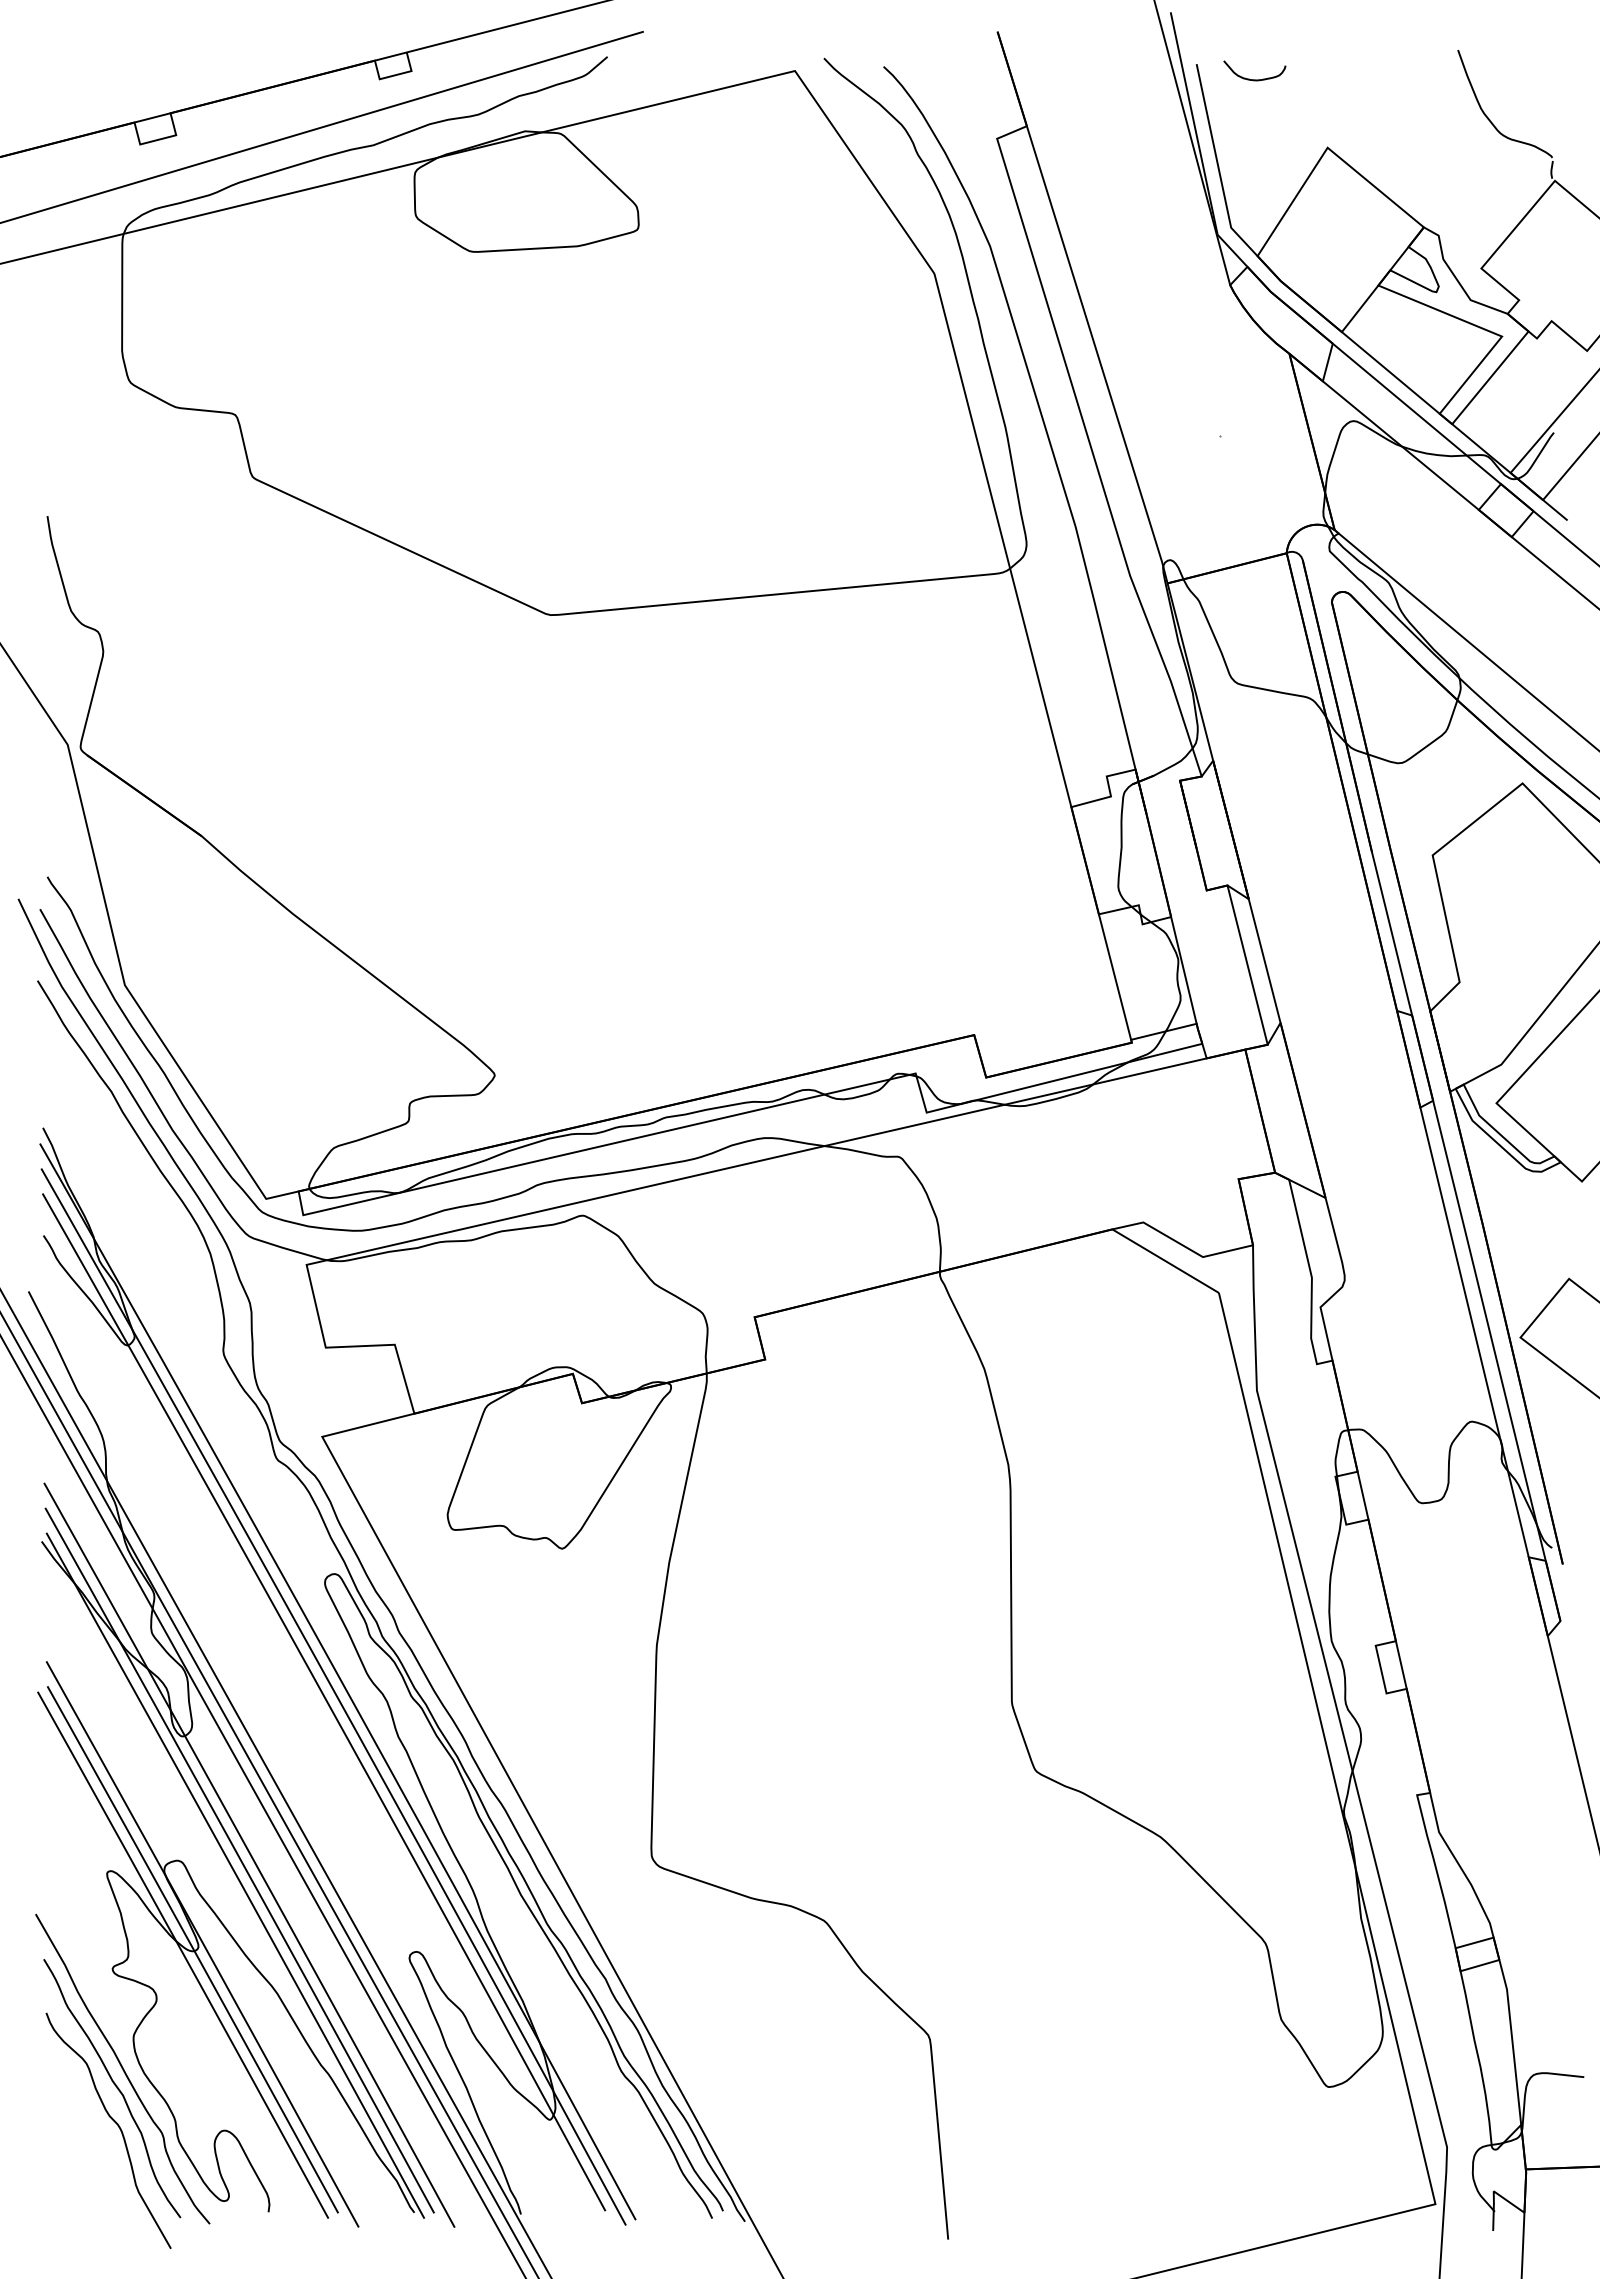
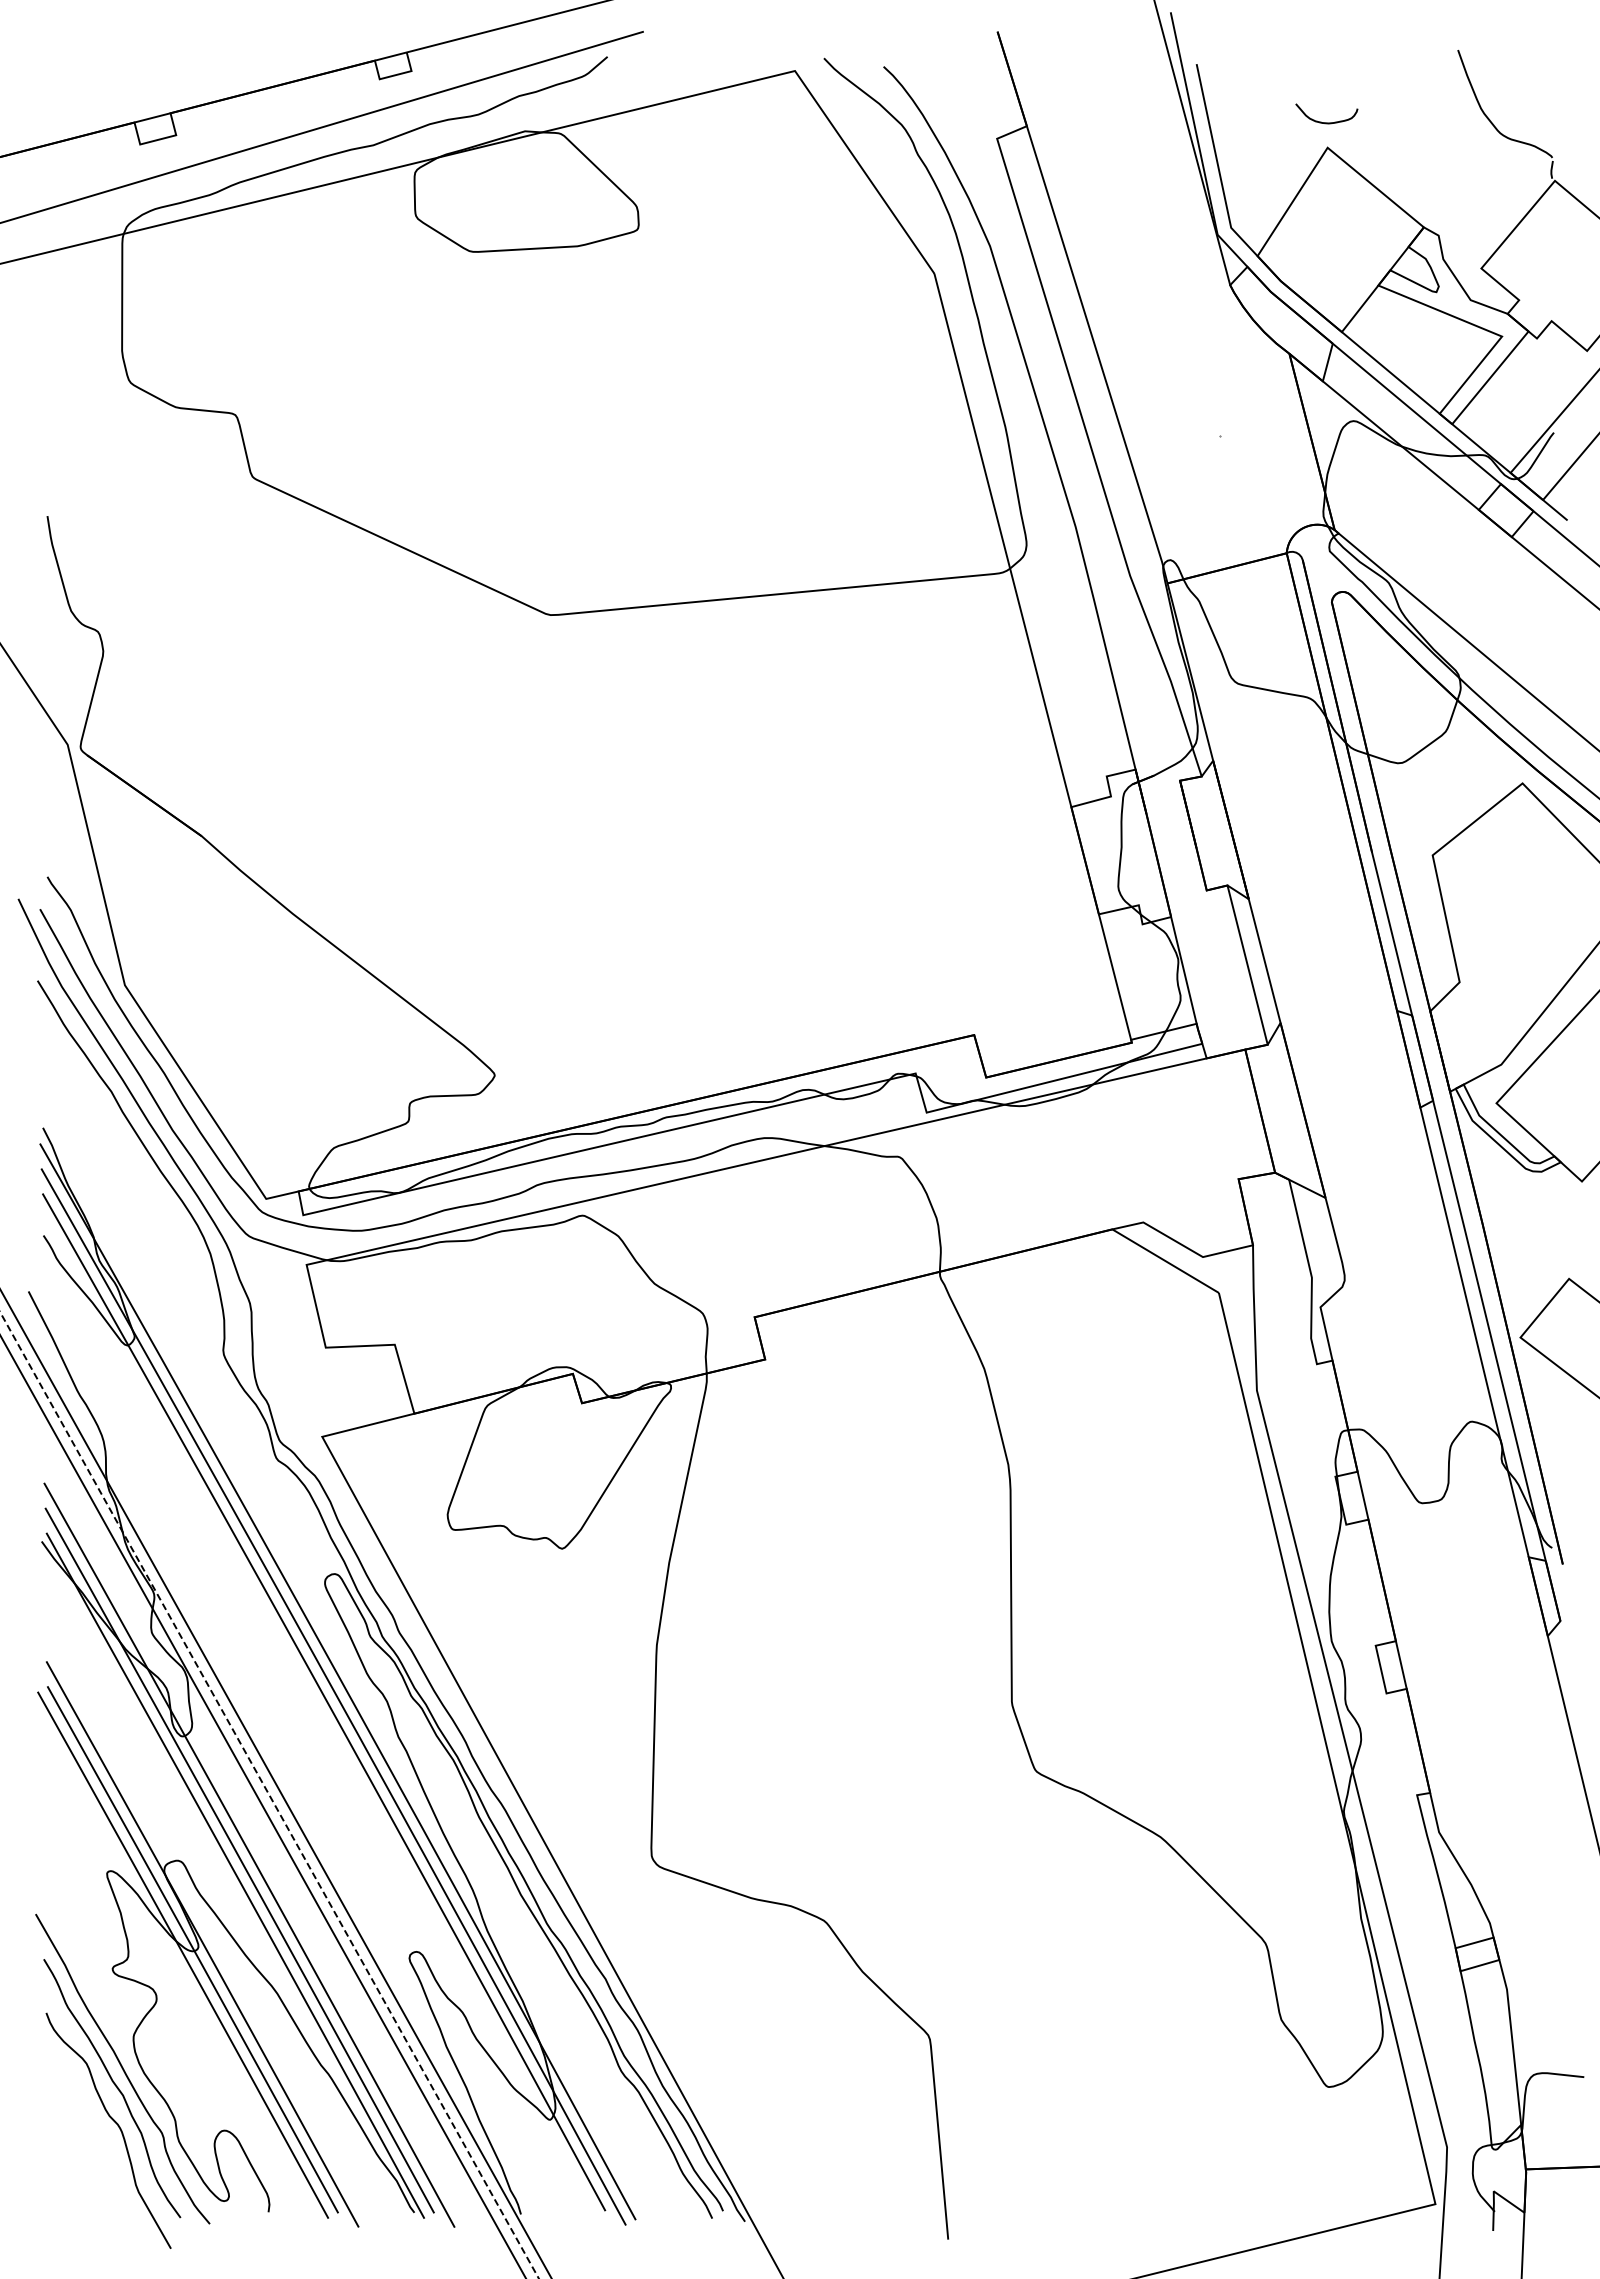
curve position: (1254, 79) -> (1326, 122) (1326, 122)
line: solid -> dashed (269, 1795)
